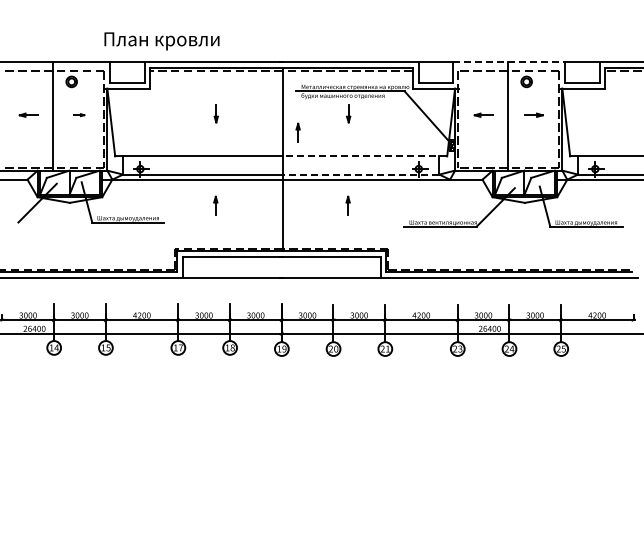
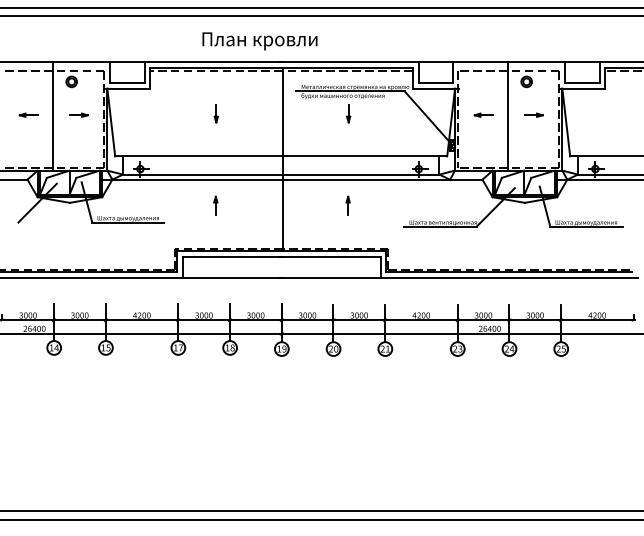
line: none -> present (321, 7)
line: none -> present (321, 16)
text position: (161, 41) -> (259, 41) (259, 41)
line: dashed -> solid (509, 62)
part size: 13x5 px -> 20x6 px (78, 114)
part: present -> none (297, 132)
line: dashed -> solid (364, 156)
line: dashed -> solid (360, 174)
line: none -> present (321, 511)
line: none -> present (321, 519)
